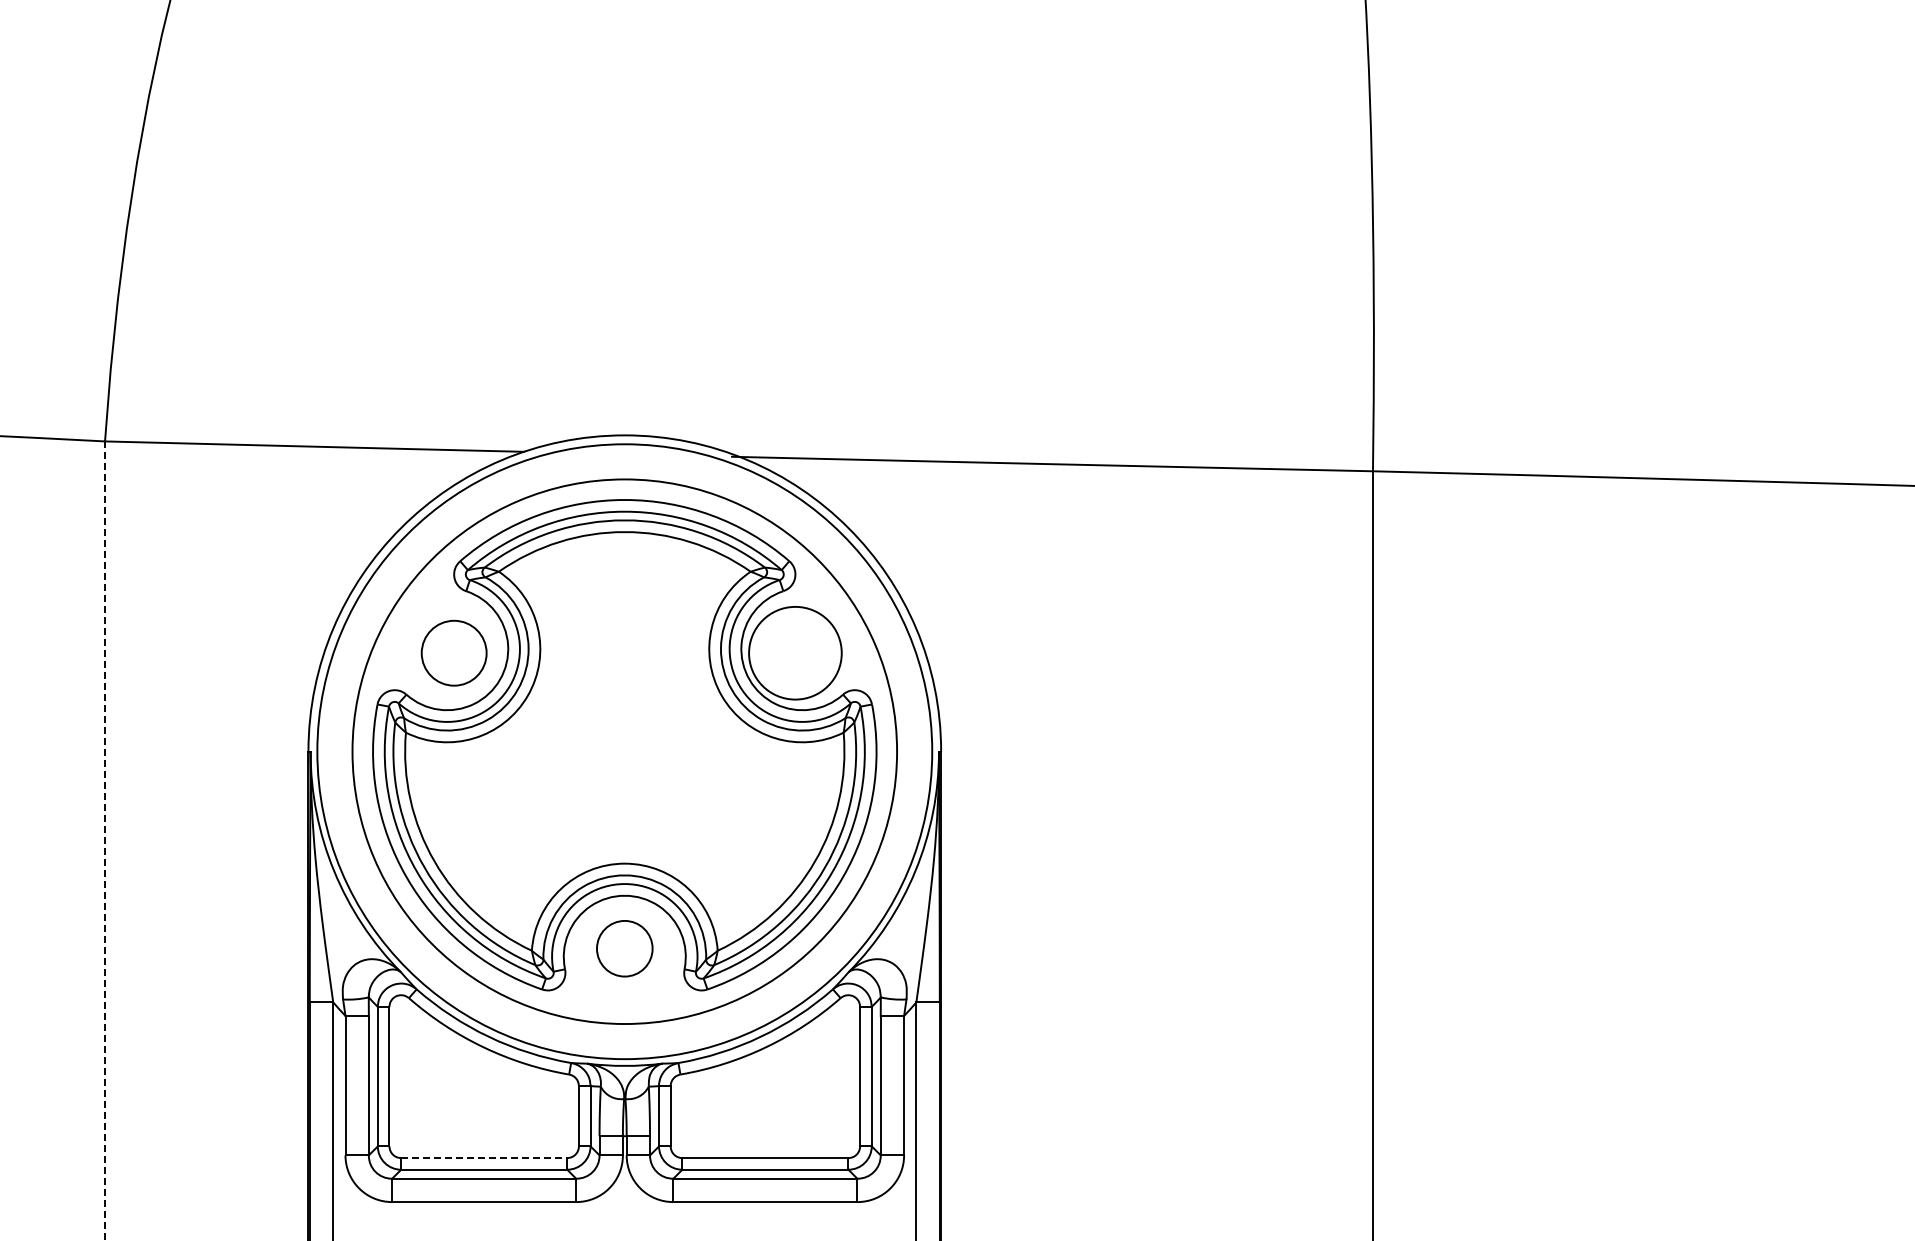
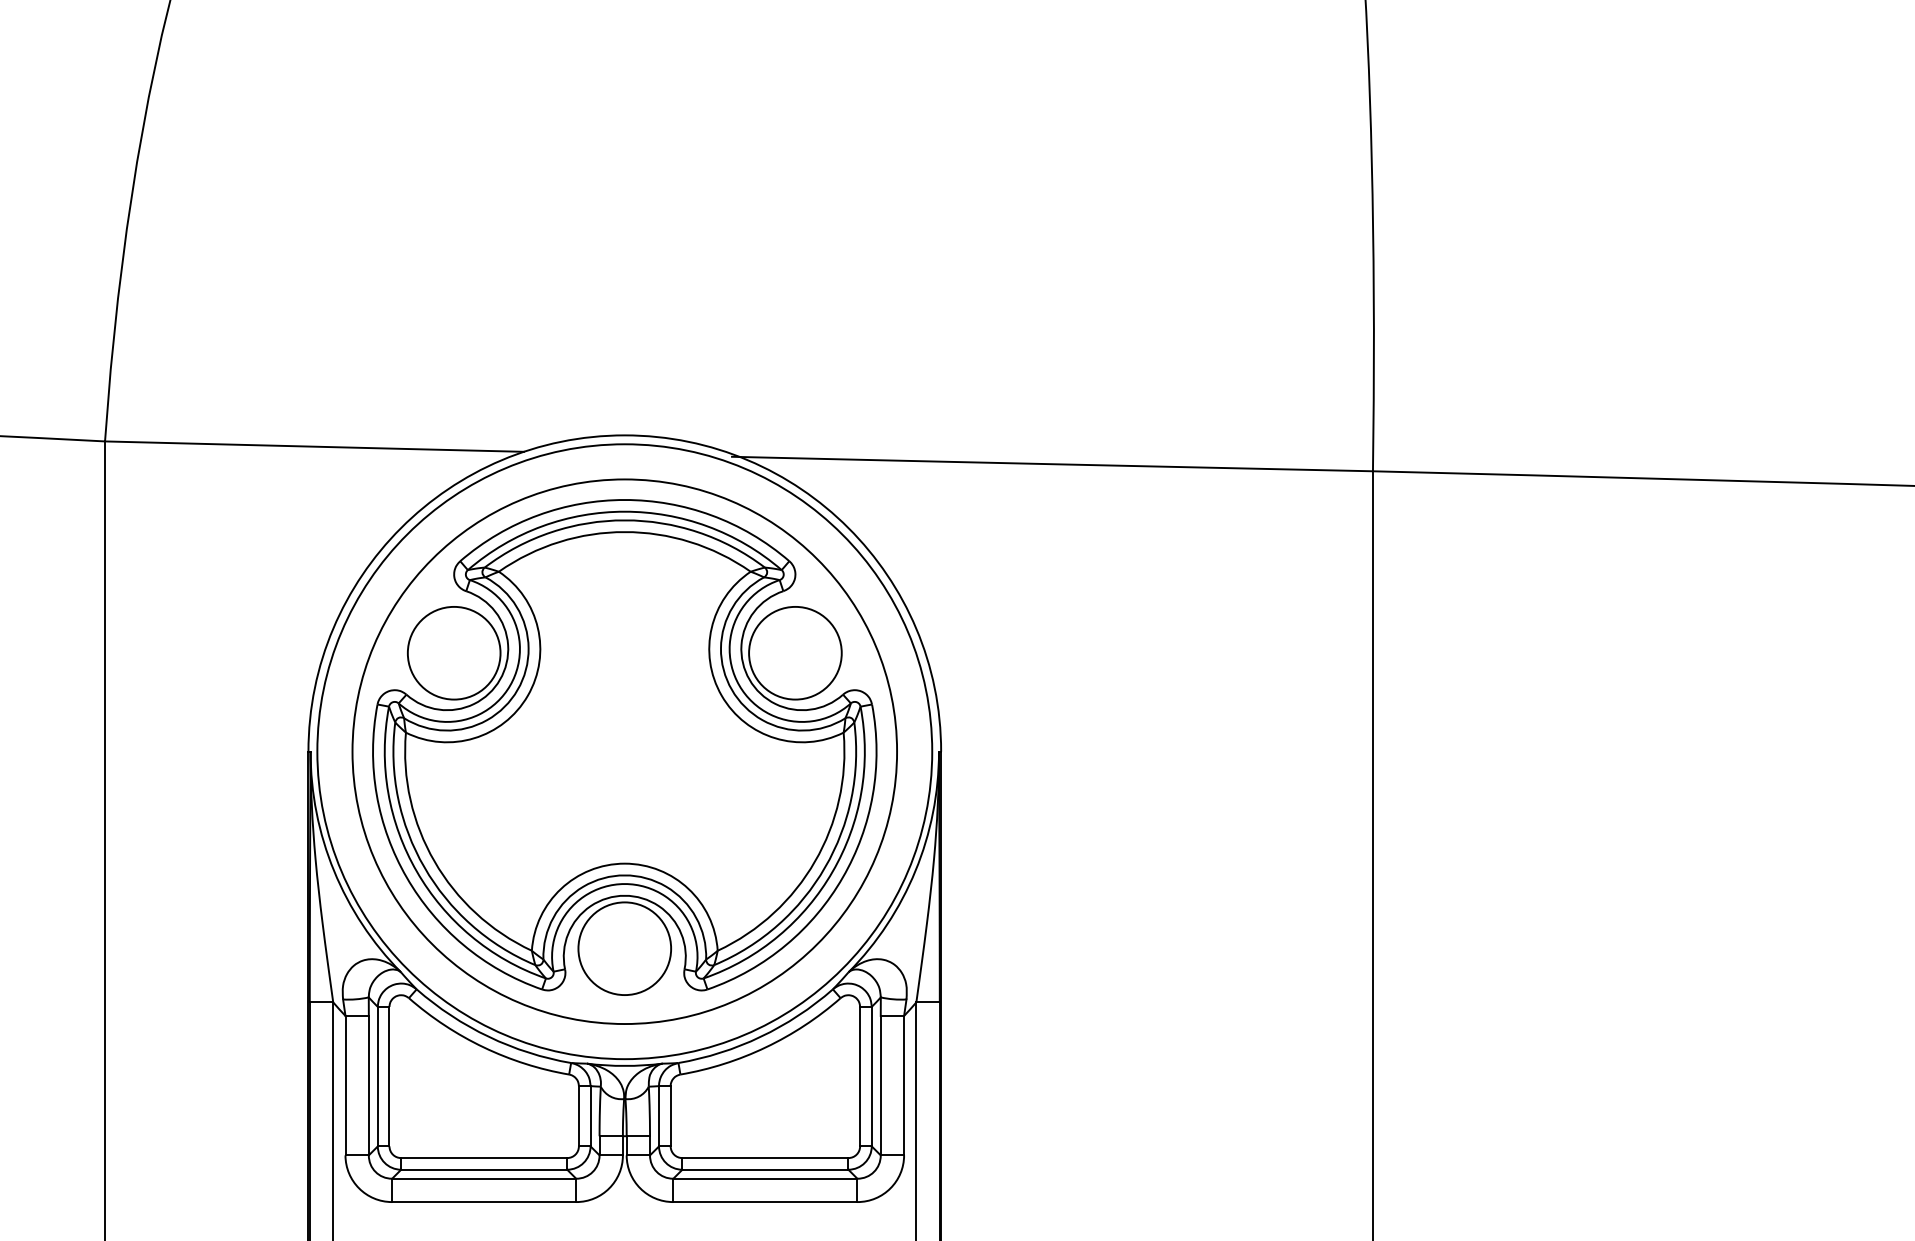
circle diameter: 65 px -> 93 px (453, 652)
line: dashed -> solid (105, 841)
circle diameter: 56 px -> 93 px (624, 948)
line: dashed -> solid (484, 1158)
